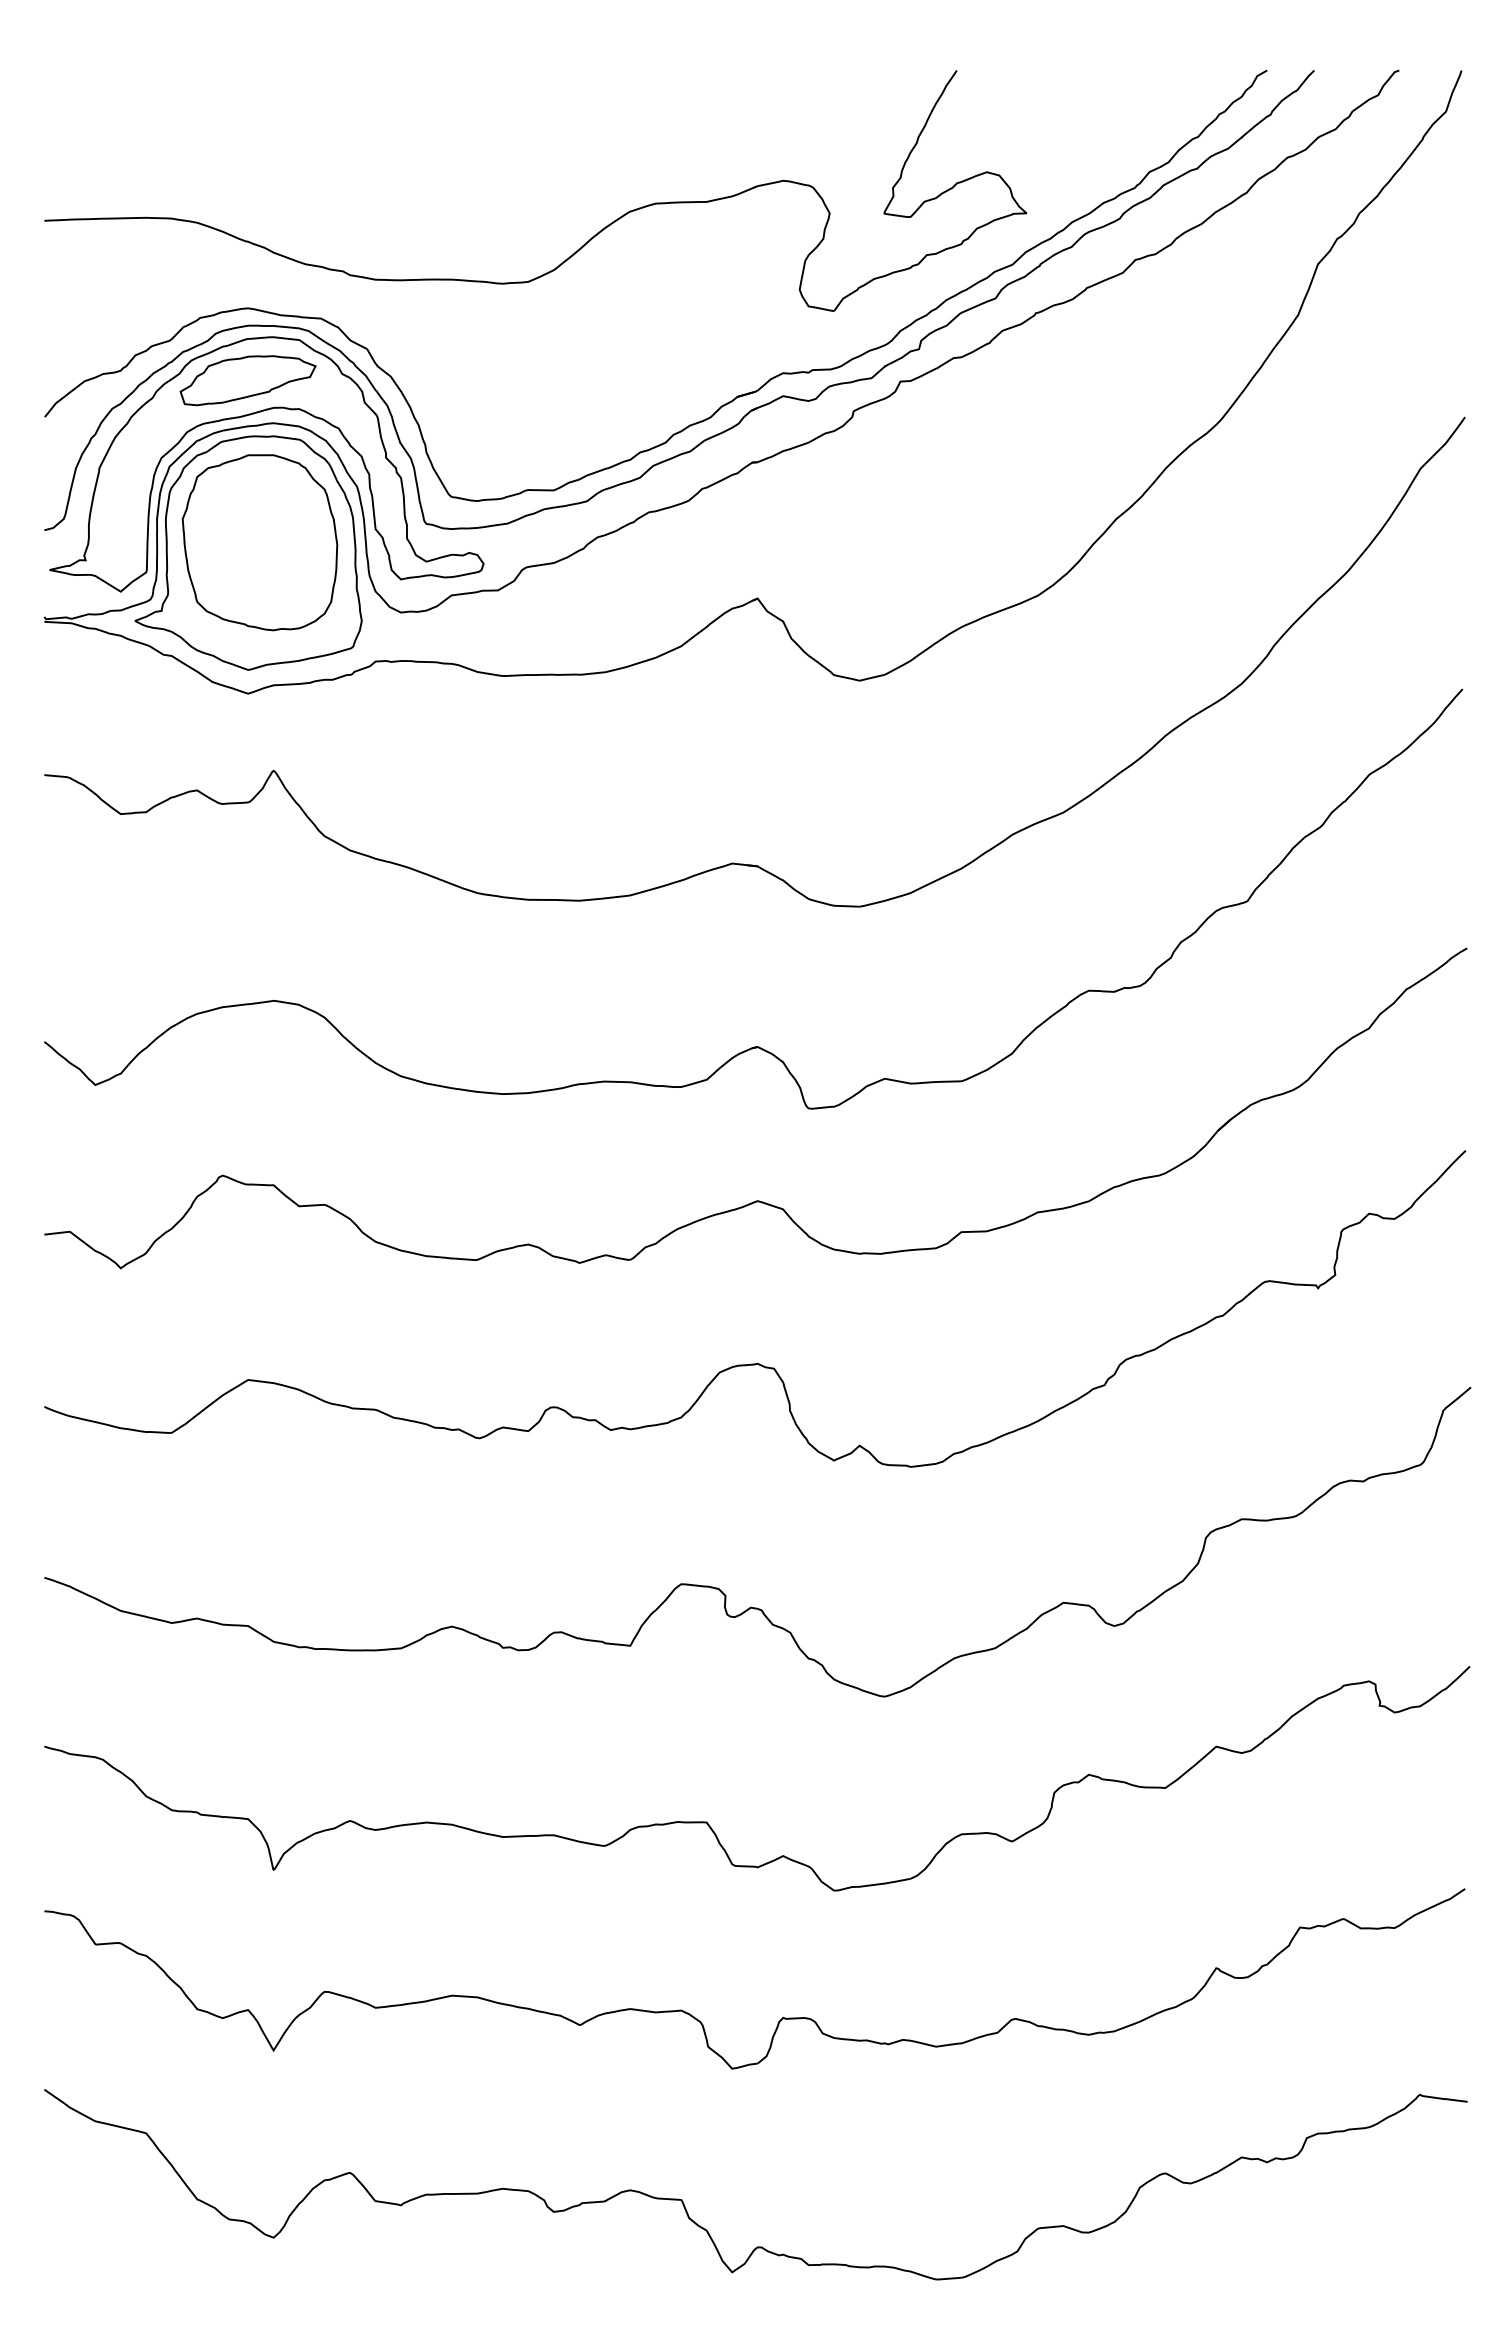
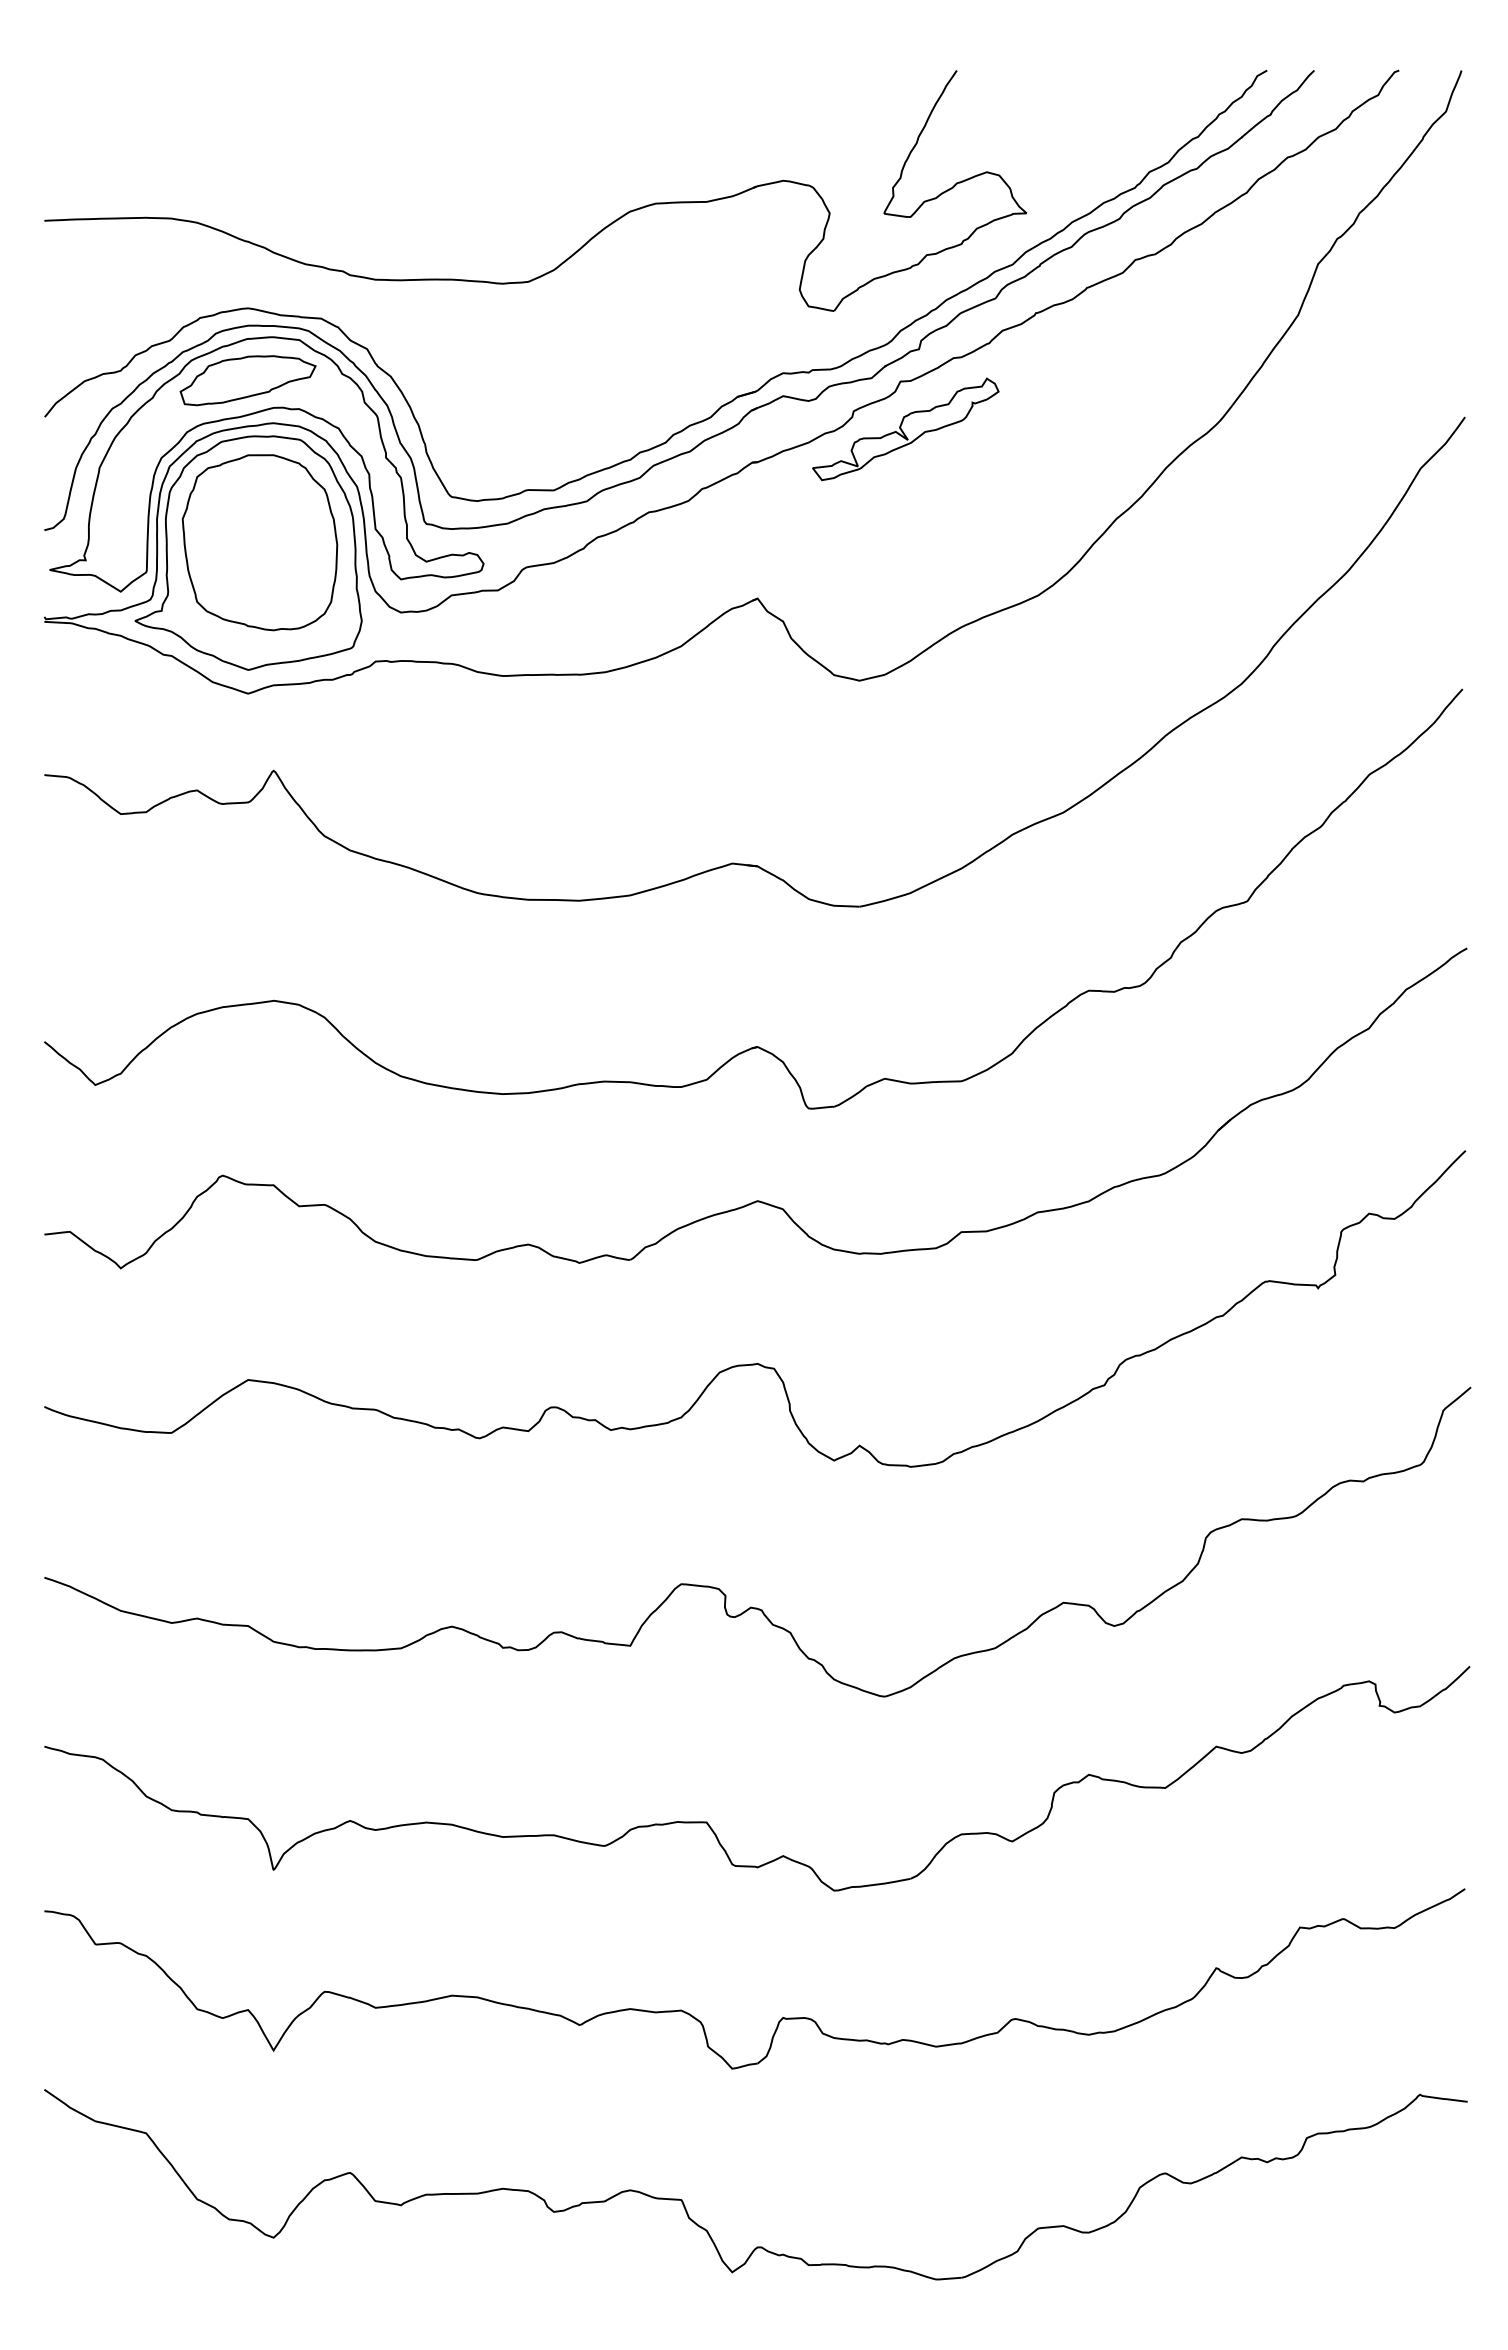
part: none -> present (905, 428)
